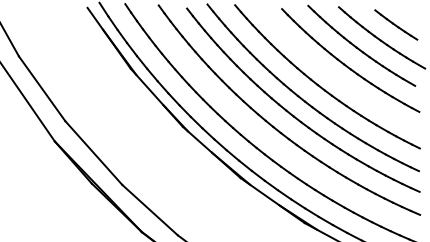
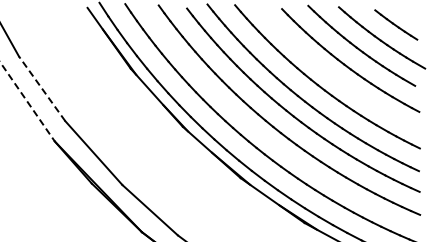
line: solid -> dashed (42, 88)
line: solid -> dashed (27, 102)
